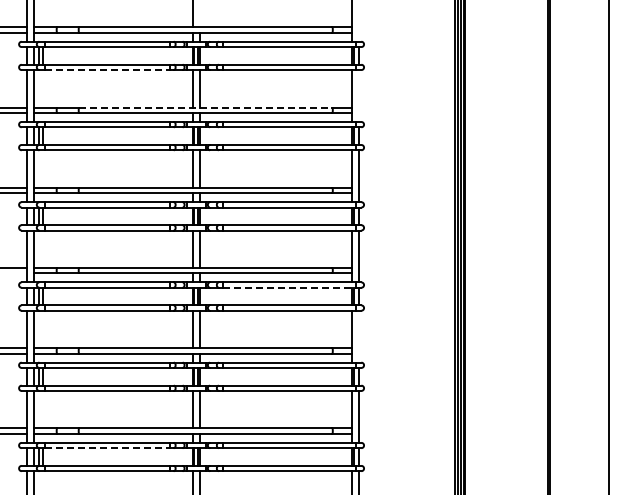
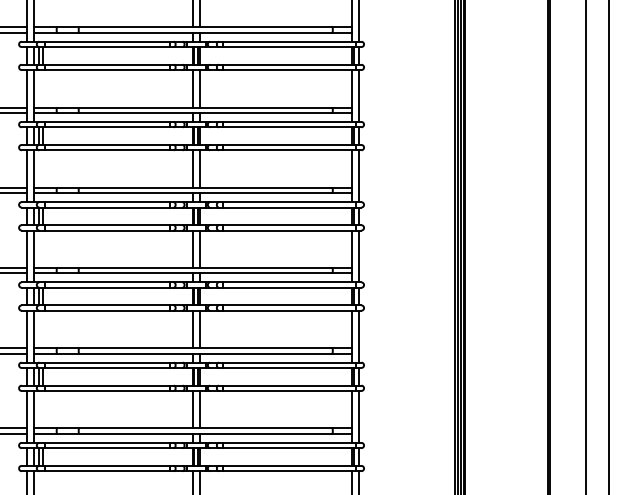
line: none -> present (199, 14)
line: none -> present (358, 21)
line: dashed -> solid (107, 70)
line: none -> present (358, 95)
line: dashed -> solid (205, 107)
line: none -> present (585, 246)
line: none -> present (14, 273)
line: dashed -> solid (289, 287)
line: none -> present (358, 336)
line: dashed -> solid (107, 448)
